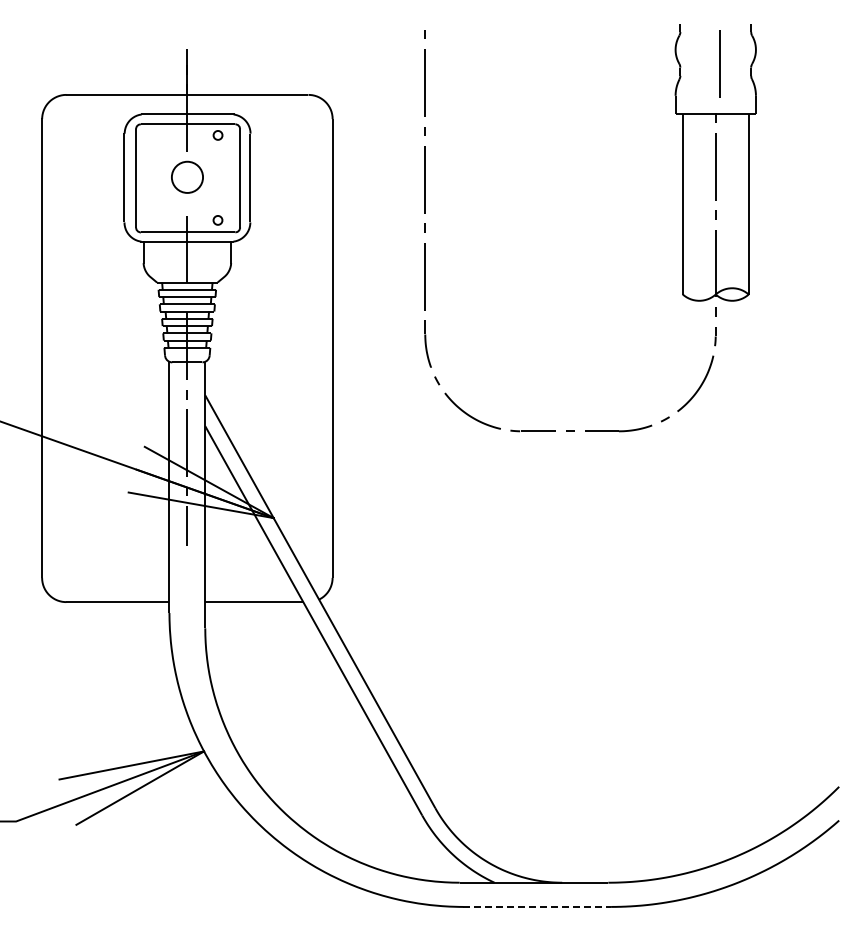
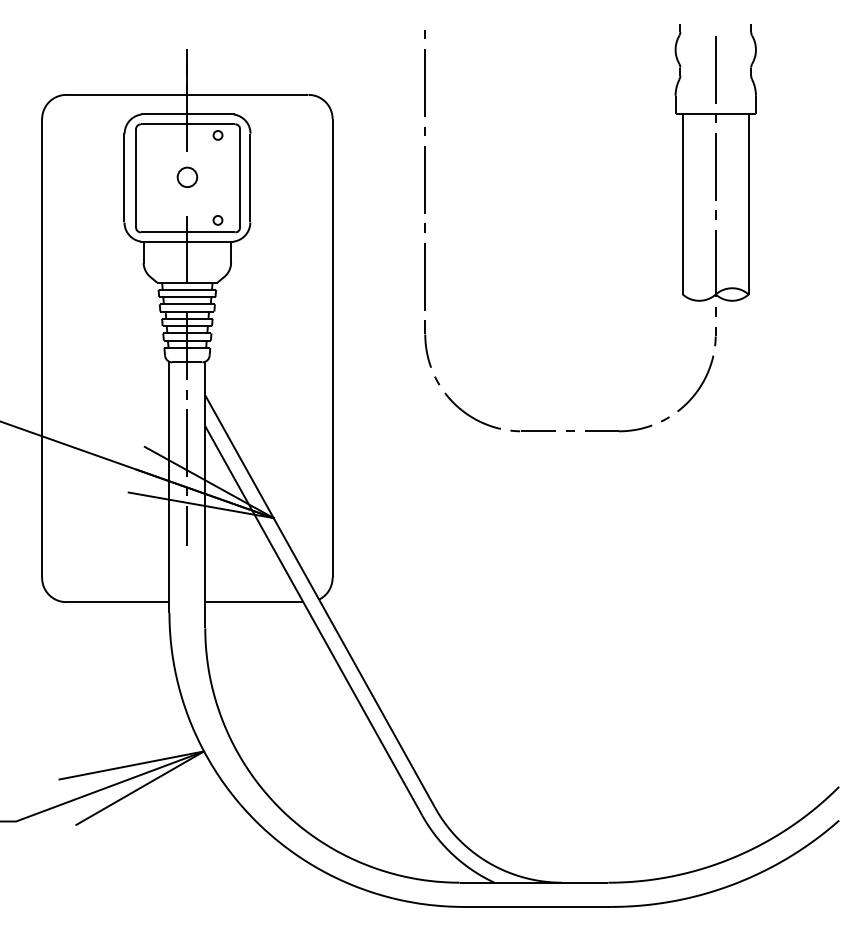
line position: (719, 63) -> (715, 69) (715, 69)
circle diameter: 31 px -> 19 px (187, 177)
line: dashed -> solid (537, 906)
